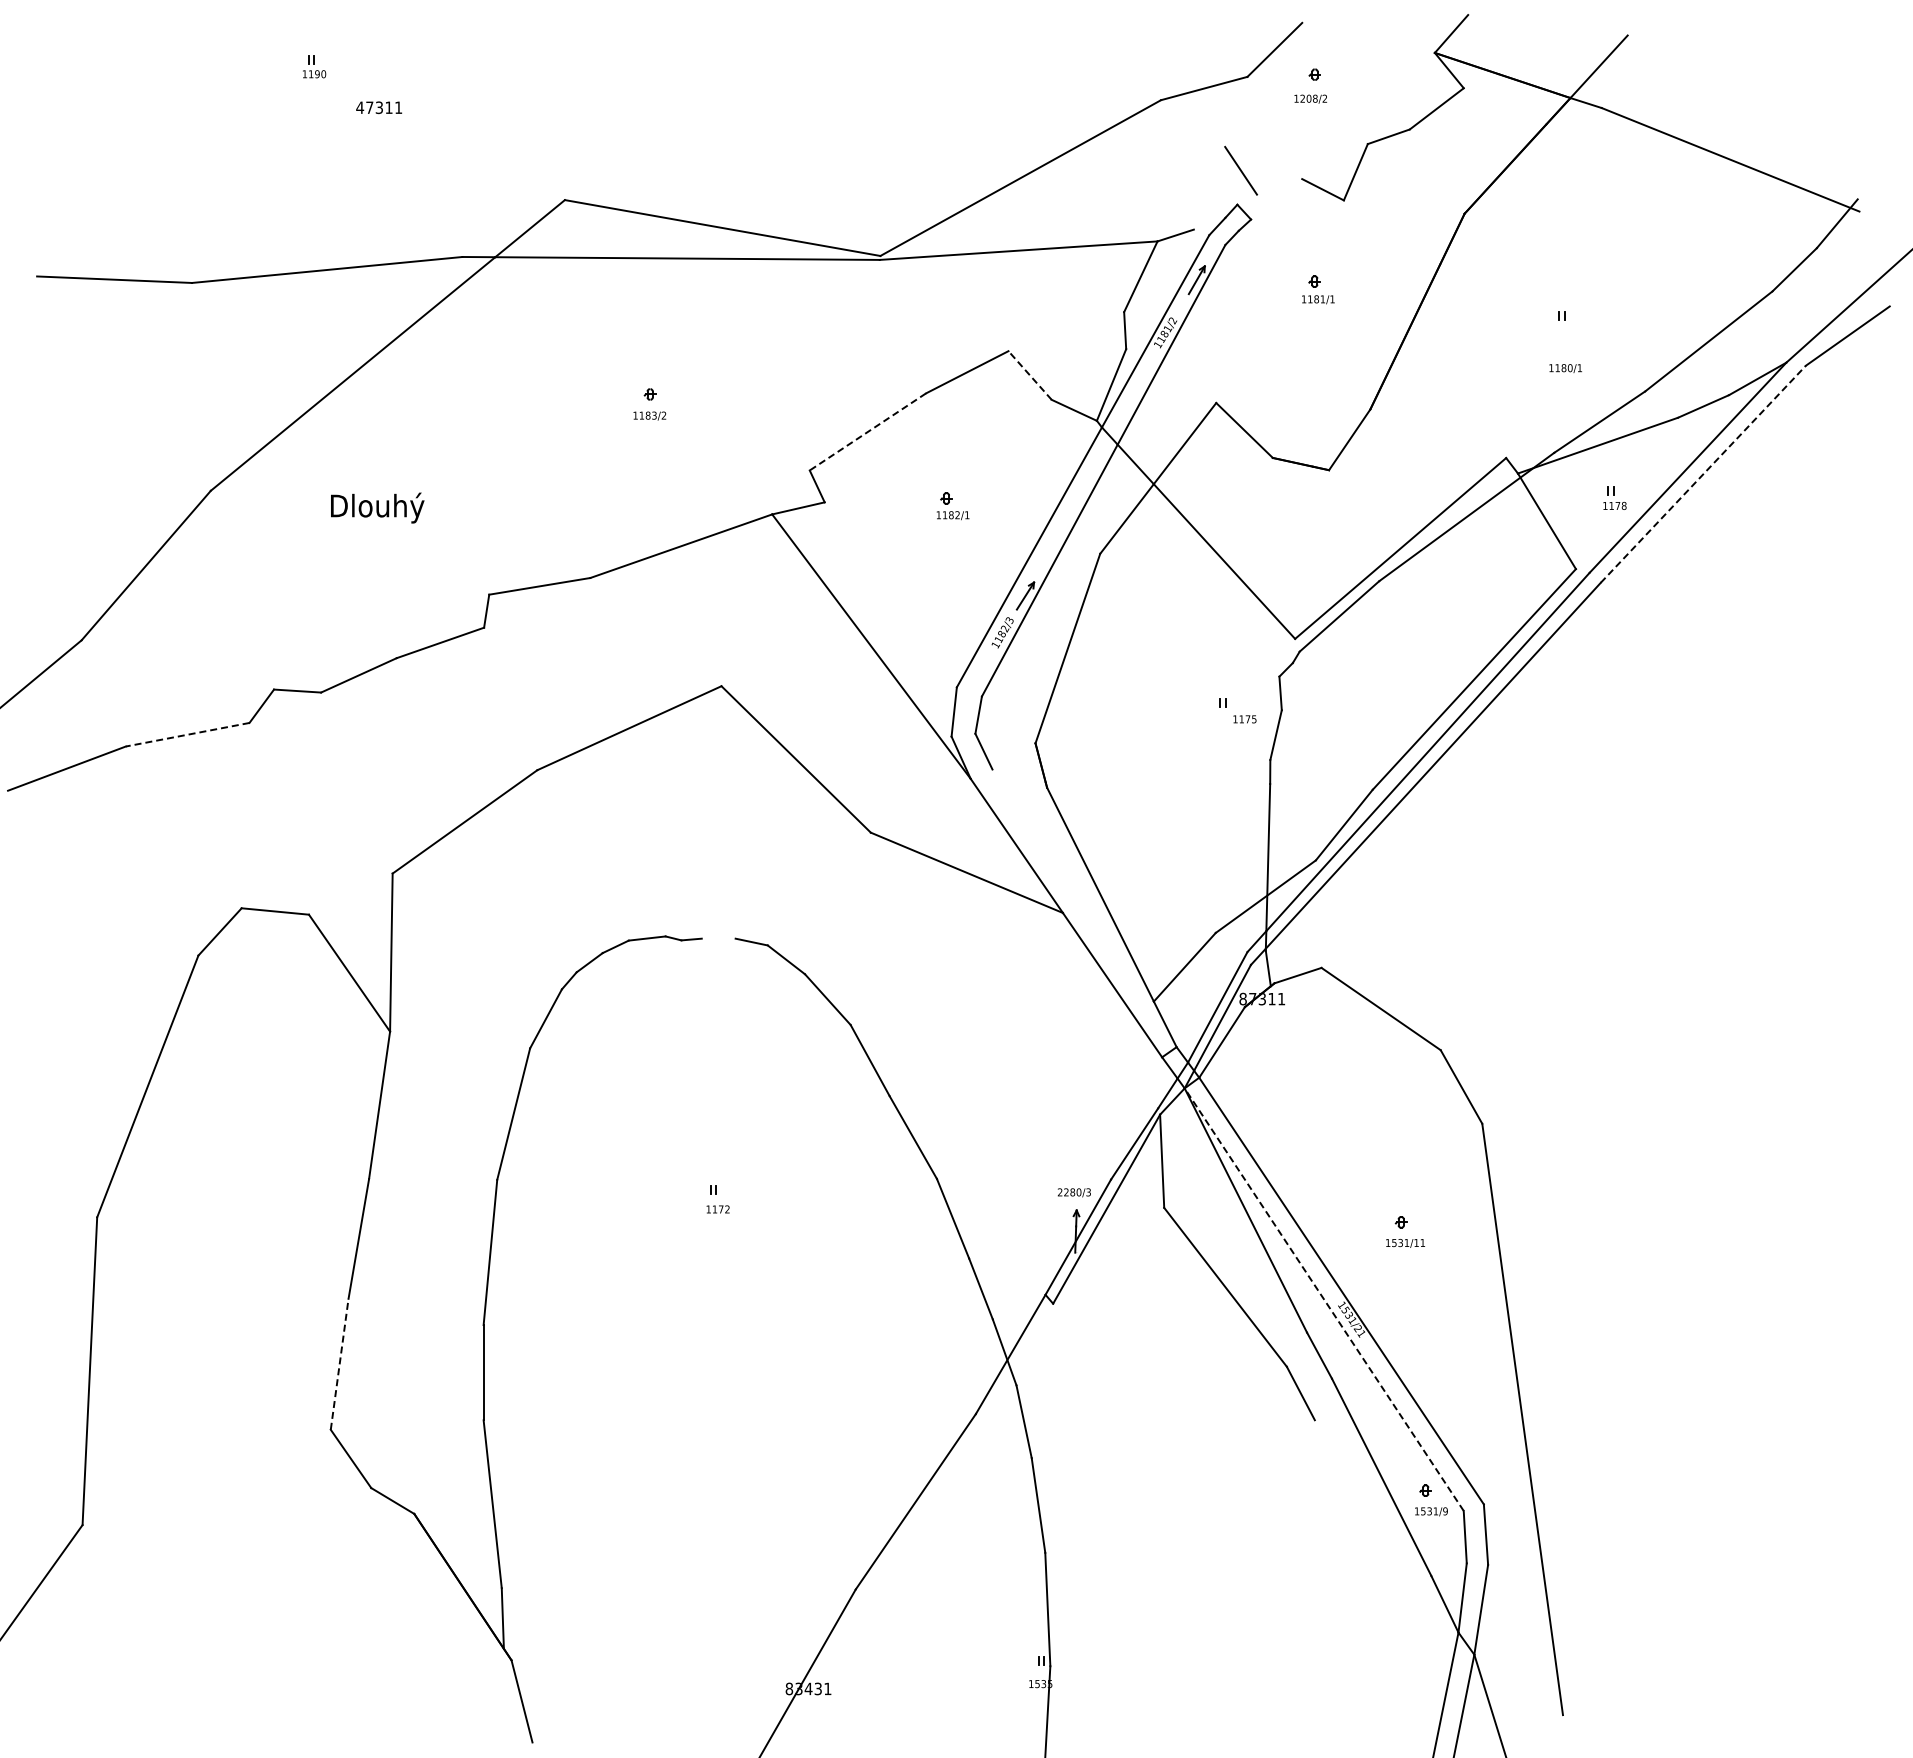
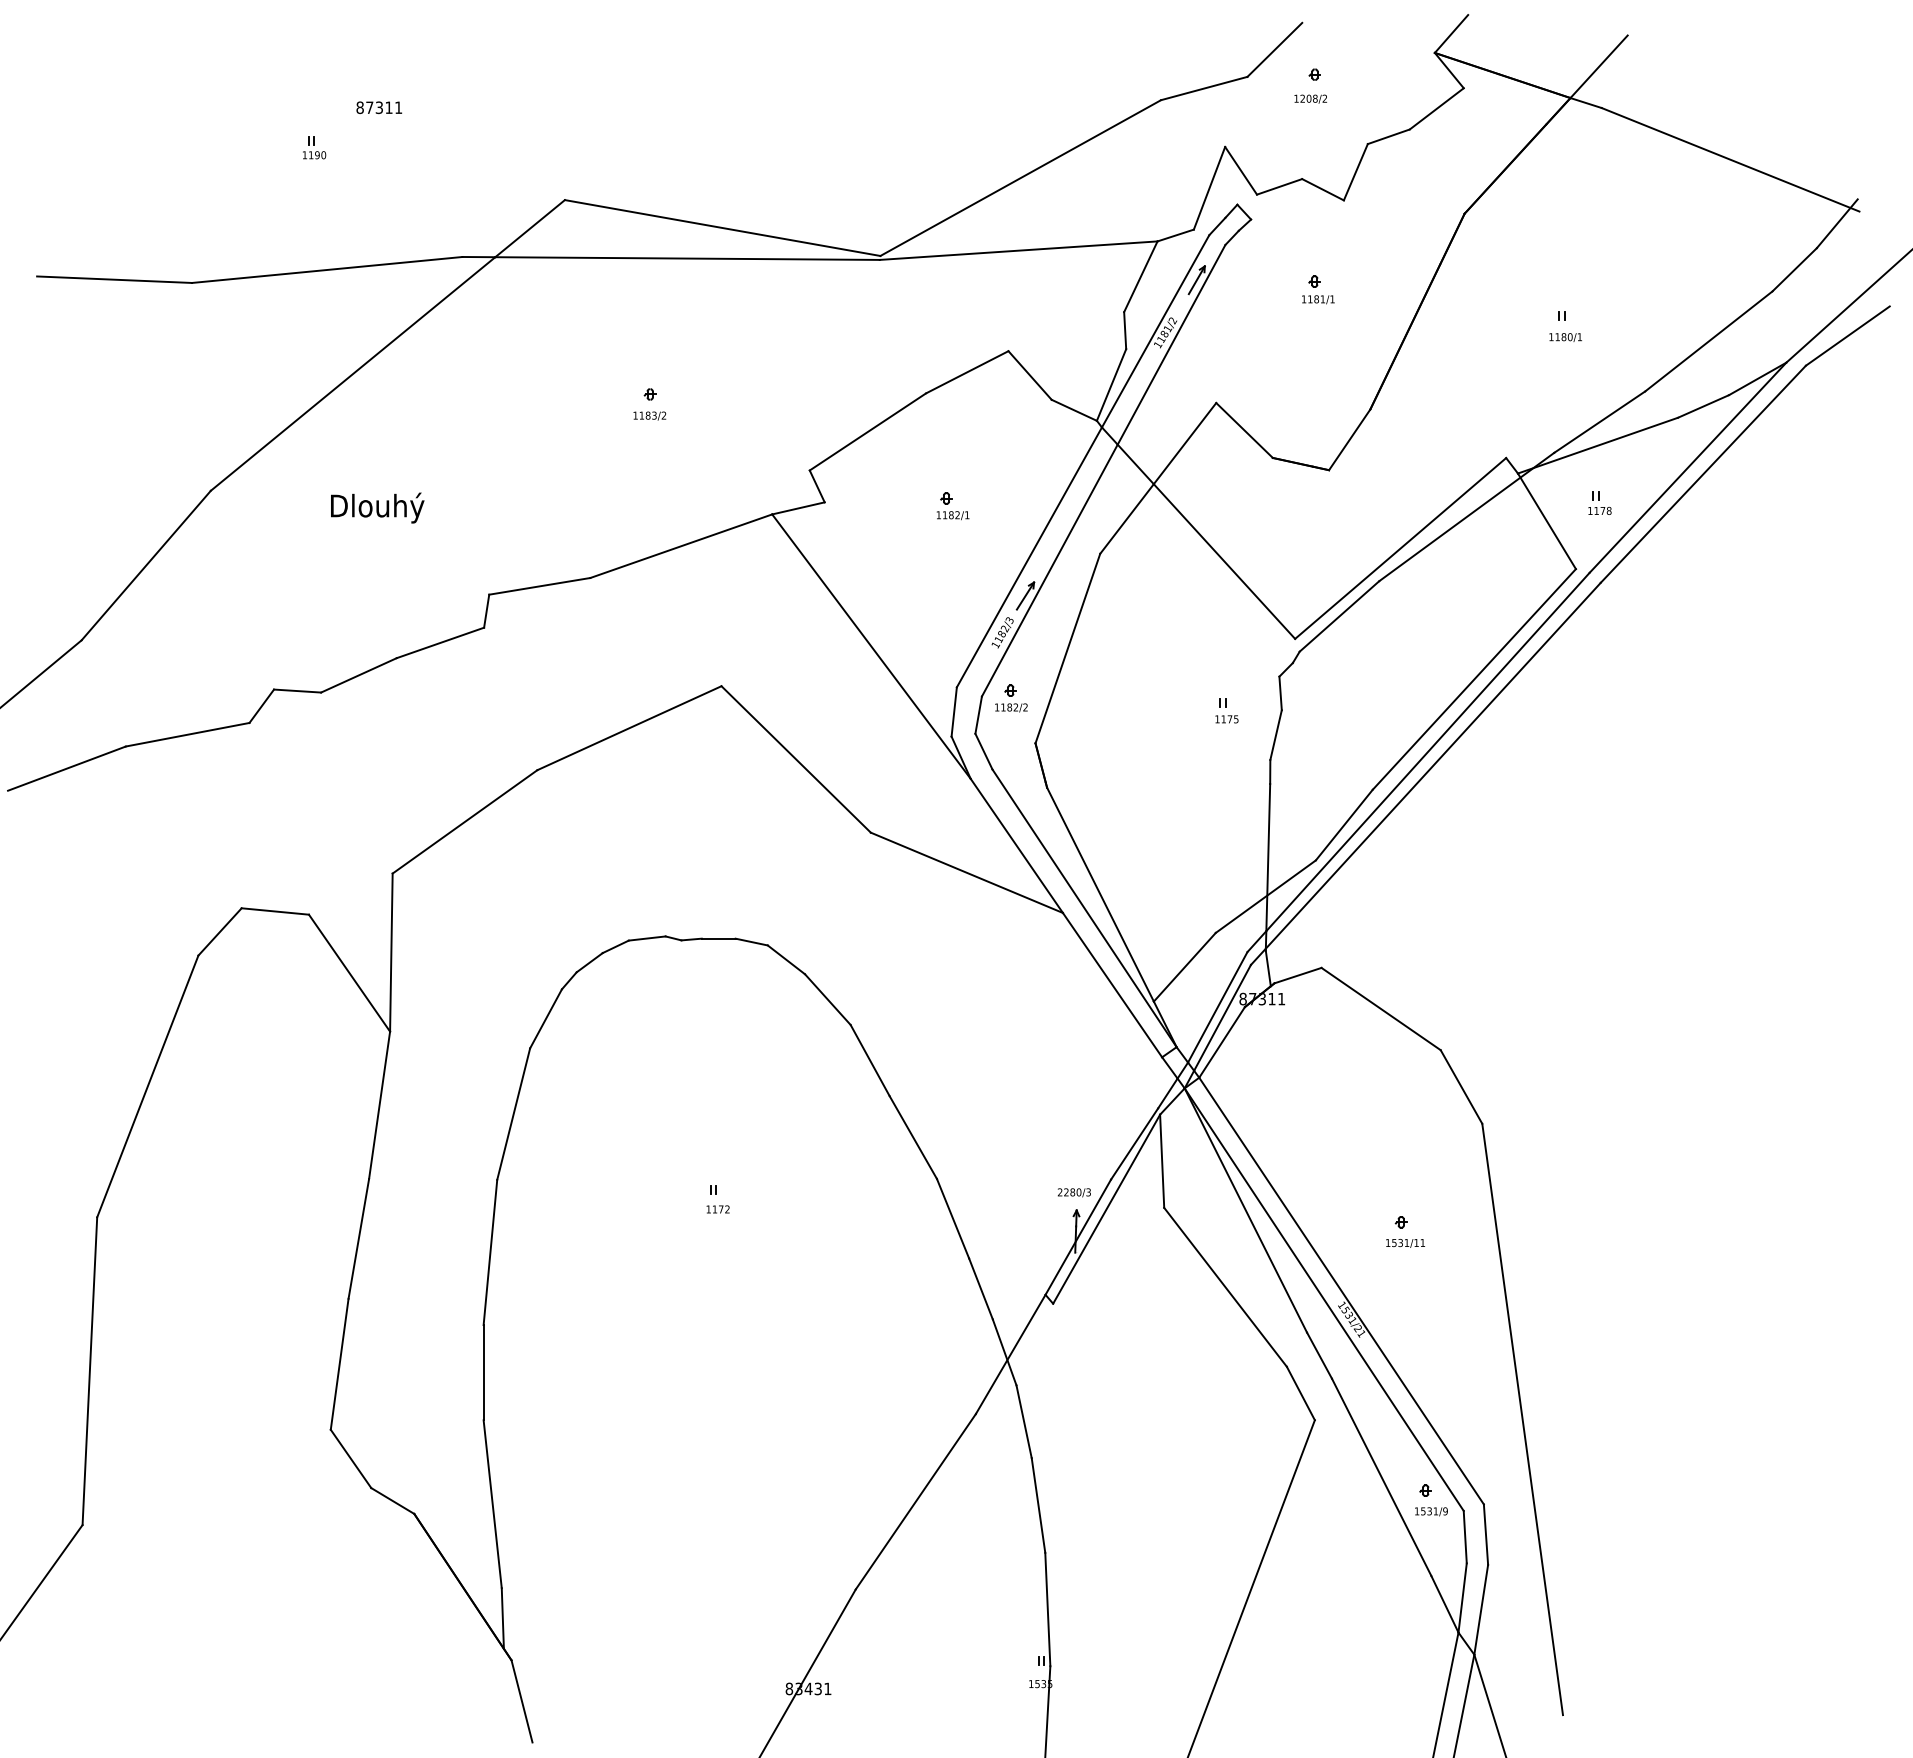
part position: (314, 66) -> (314, 147) (314, 147)
text: 47311 -> 87311 (360, 107)
line: none -> present (1279, 186)
line: none -> present (1209, 187)
text position: (1565, 368) -> (1565, 337) (1565, 337)
line: dashed -> solid (1030, 375)
line: dashed -> solid (867, 431)
line: dashed -> solid (1703, 473)
part position: (1614, 497) -> (1599, 502) (1599, 502)
part: none -> present (1011, 698)
text position: (1244, 719) -> (1226, 719) (1226, 719)
line: dashed -> solid (187, 734)
line: none -> present (1084, 908)
line: none -> present (718, 938)
line: dashed -> solid (1323, 1299)
line: dashed -> solid (339, 1363)
line: none -> present (1251, 1587)
